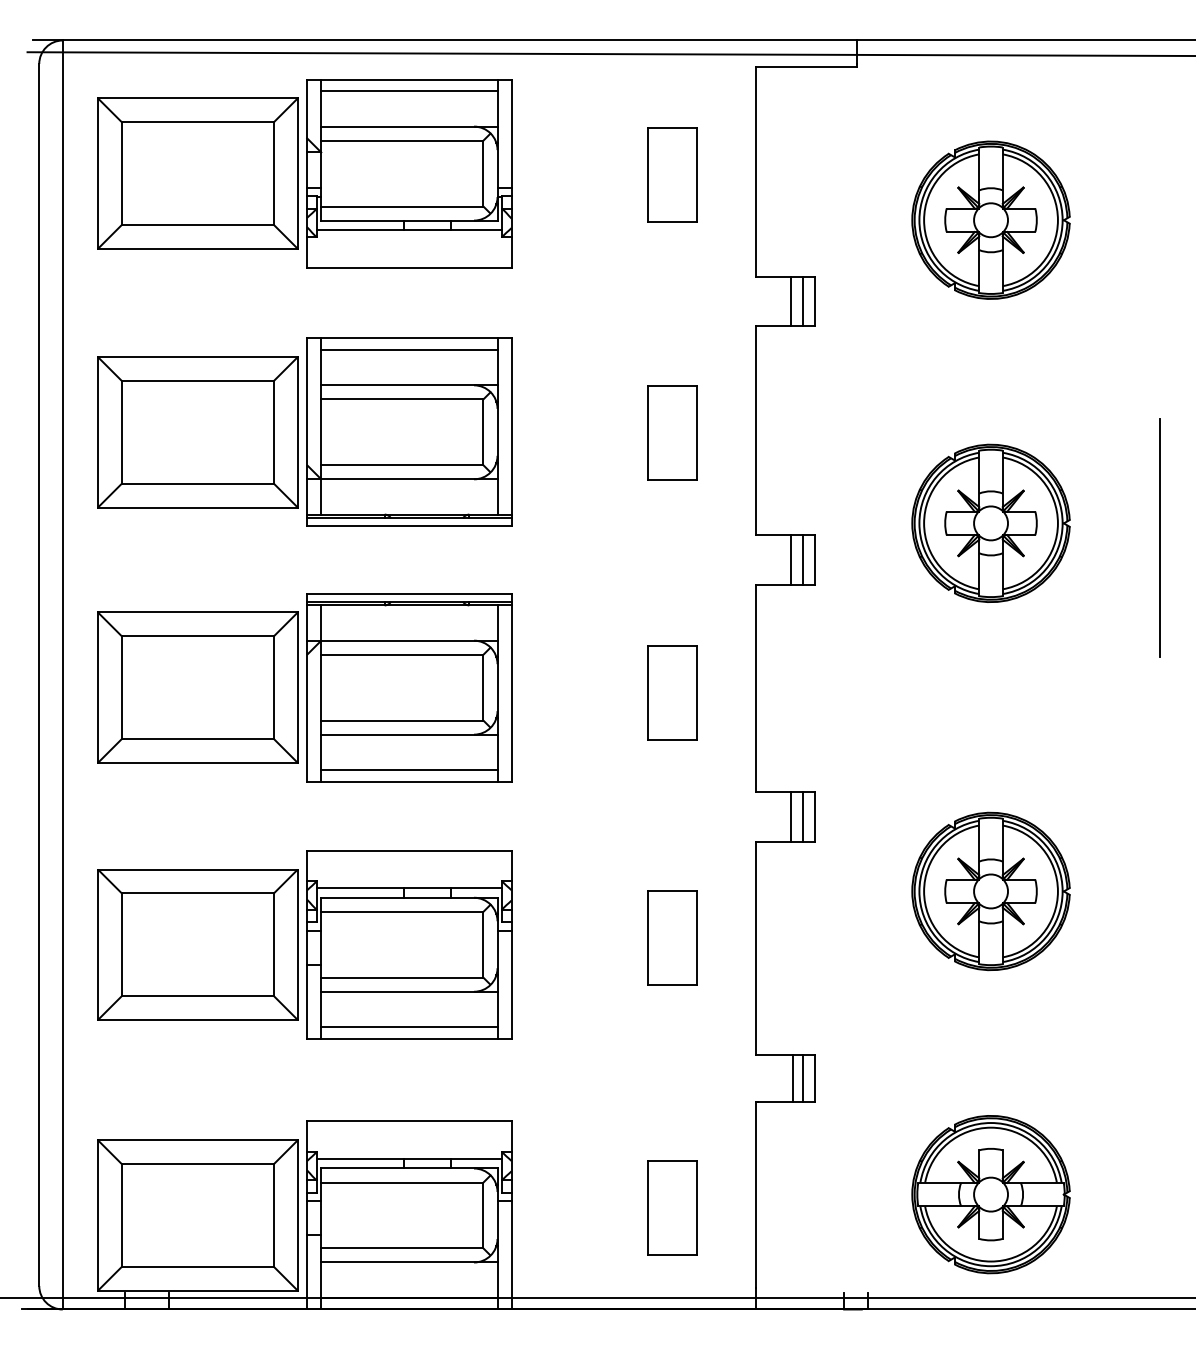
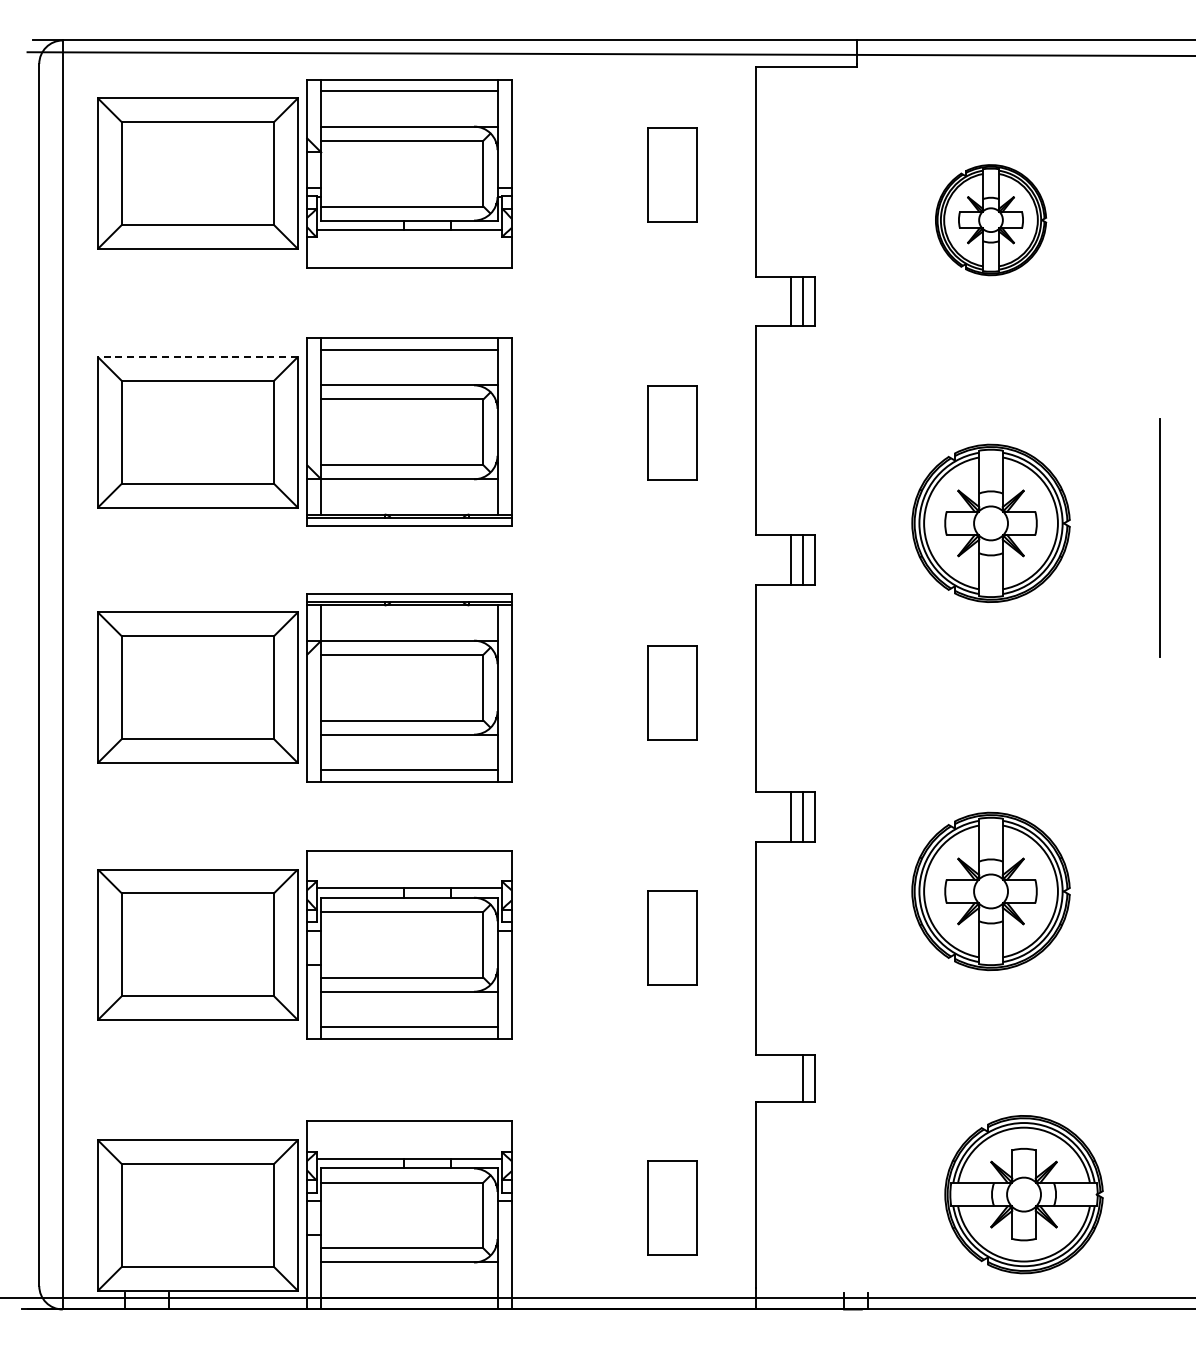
part size: 160x160 px -> 113x113 px (991, 220)
line: solid -> dashed (197, 357)
line: present -> none (792, 1078)
part position: (990, 1194) -> (1023, 1194) (1023, 1194)
